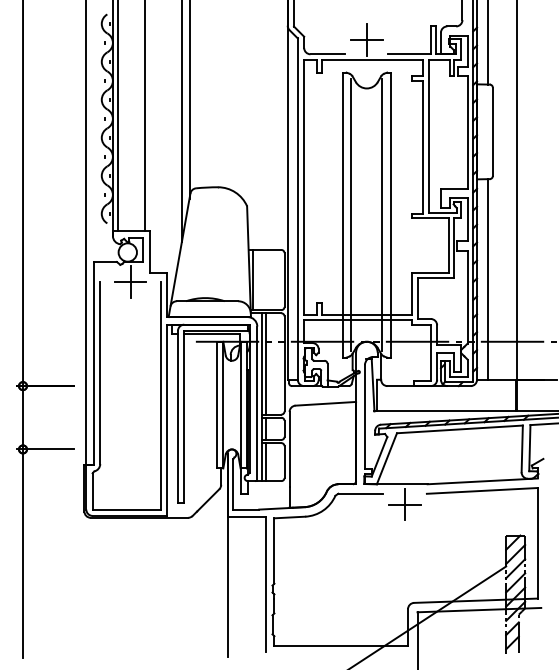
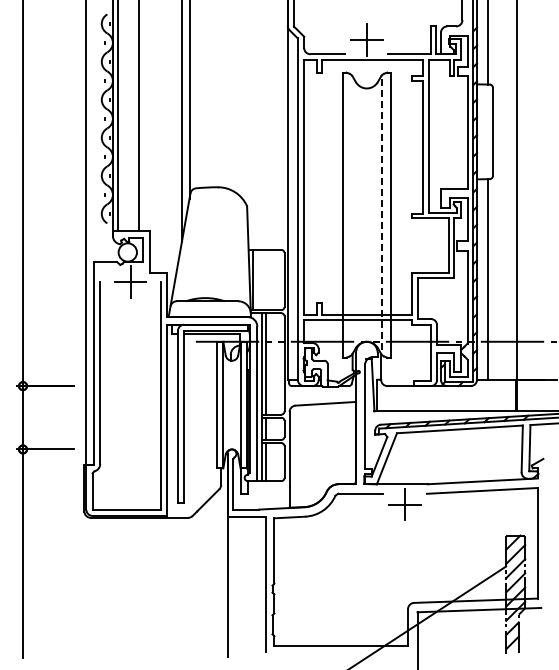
line position: (144, 116) -> (138, 116) (138, 116)
line: present -> none (351, 214)
line: solid -> dashed (382, 215)
